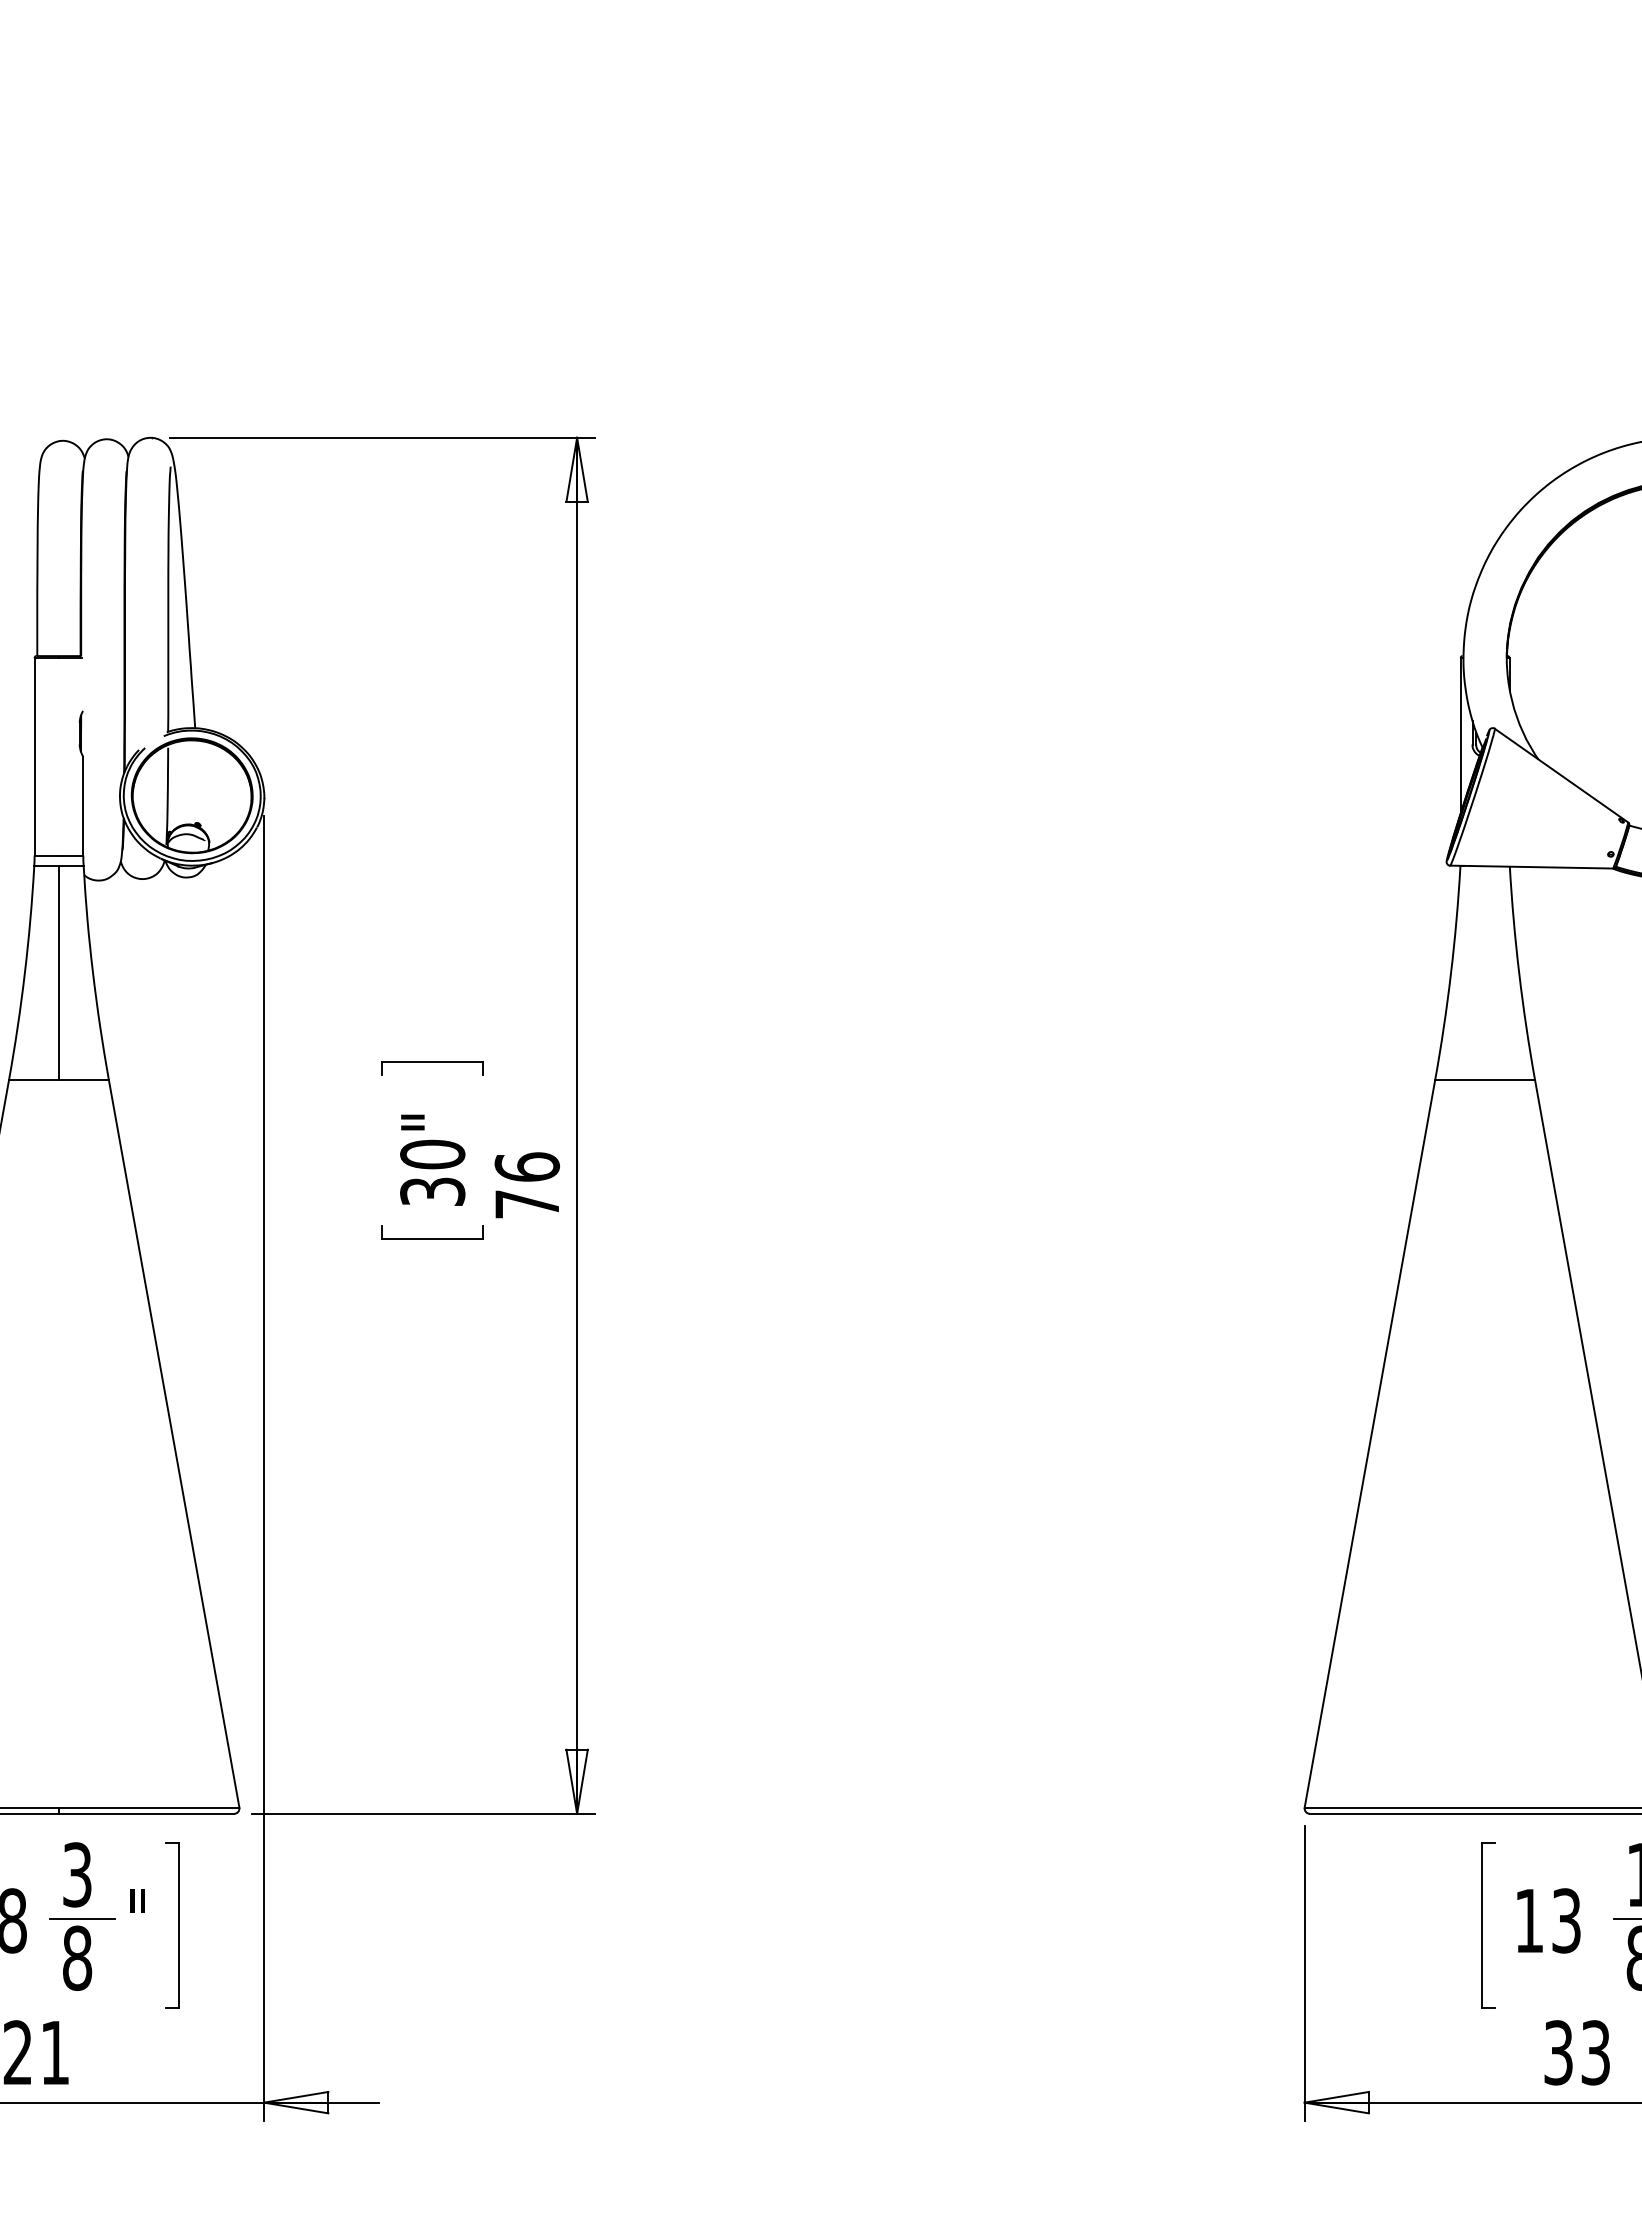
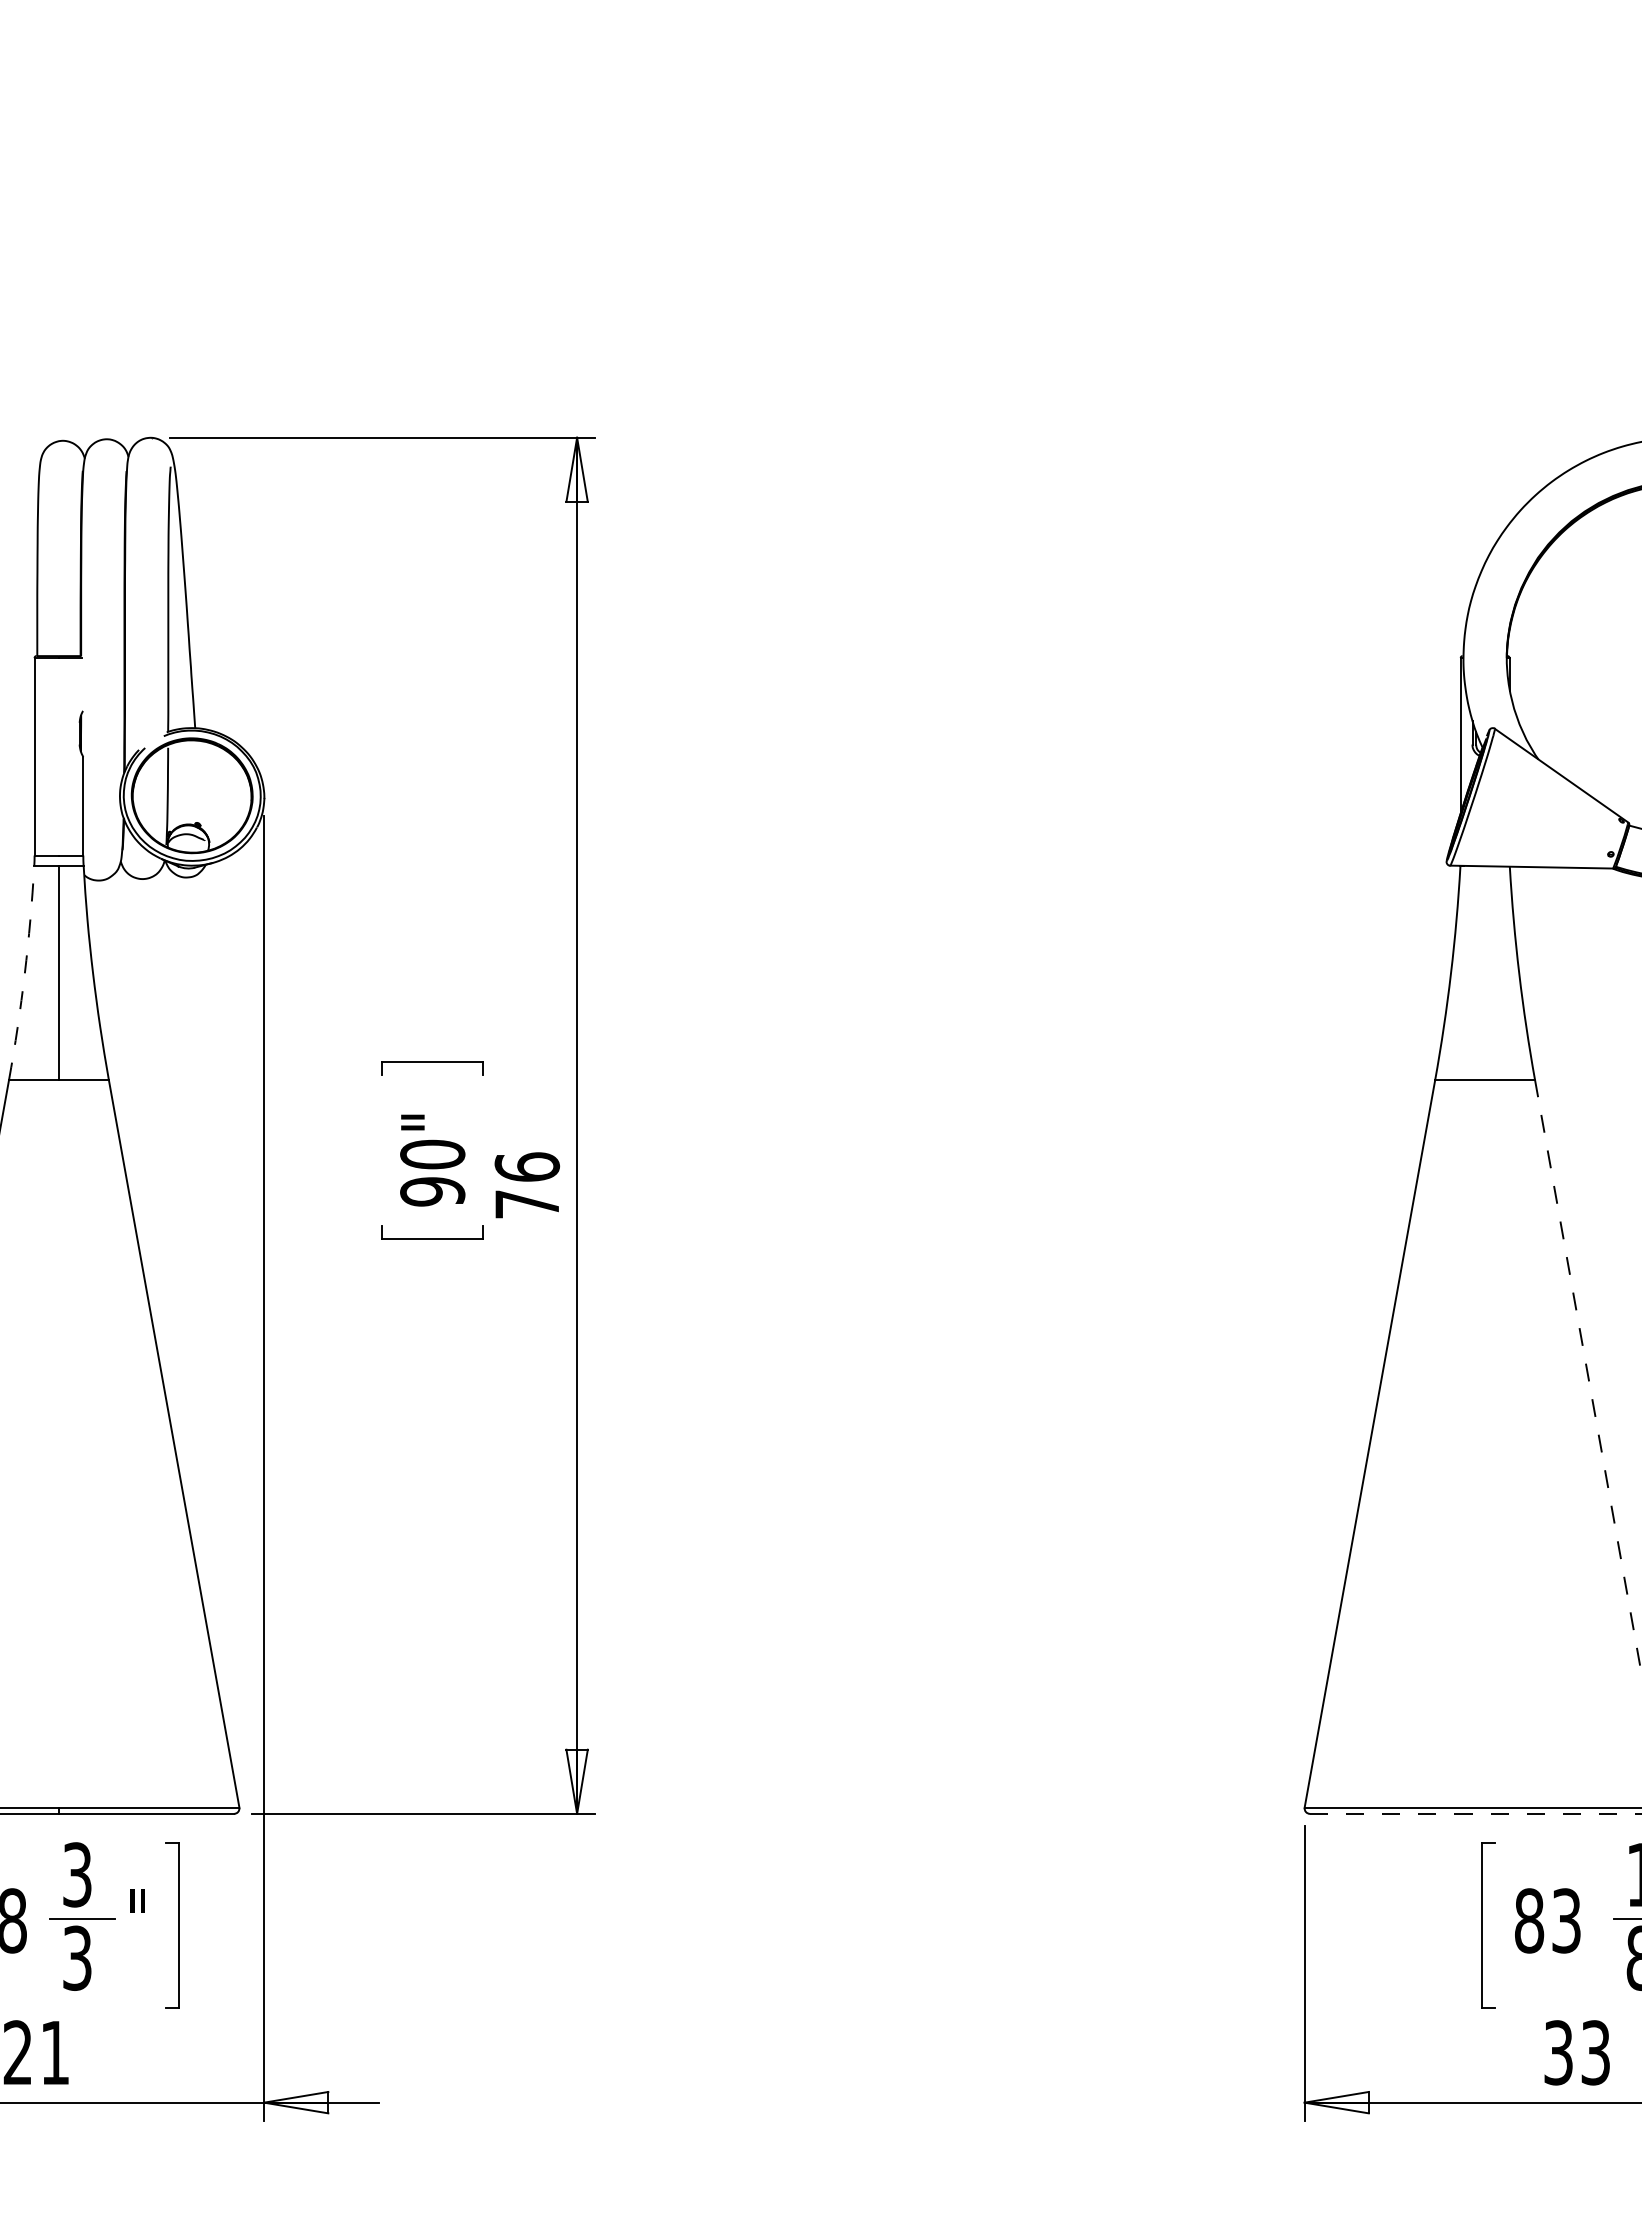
arc: solid -> dashed (24, 973)
text: 30" -> 90" (432, 1191)
line: solid -> dashed (1588, 1377)
line: solid -> dashed (1475, 1813)
text: 13 -> 83 (1529, 1920)
text: 8 -> 3 (77, 1957)
